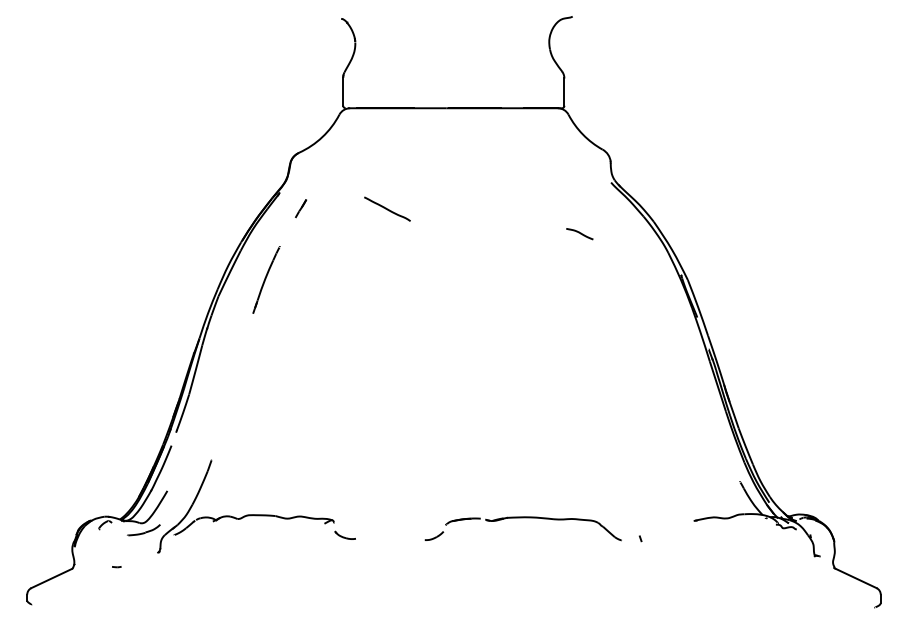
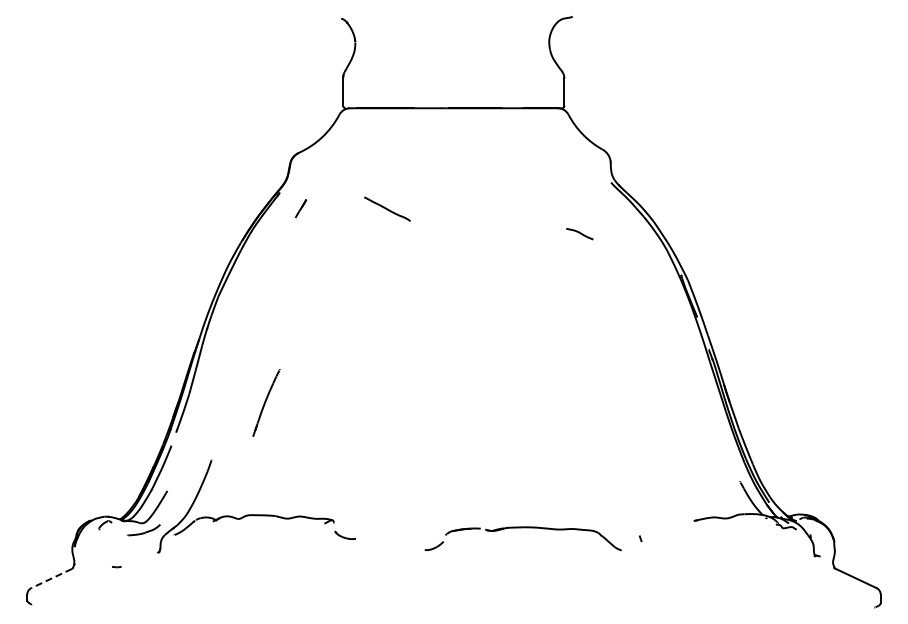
part position: (266, 279) -> (266, 402) (266, 402)
part position: (522, 518) -> (522, 528) (522, 528)
line: solid -> dashed (51, 578)
